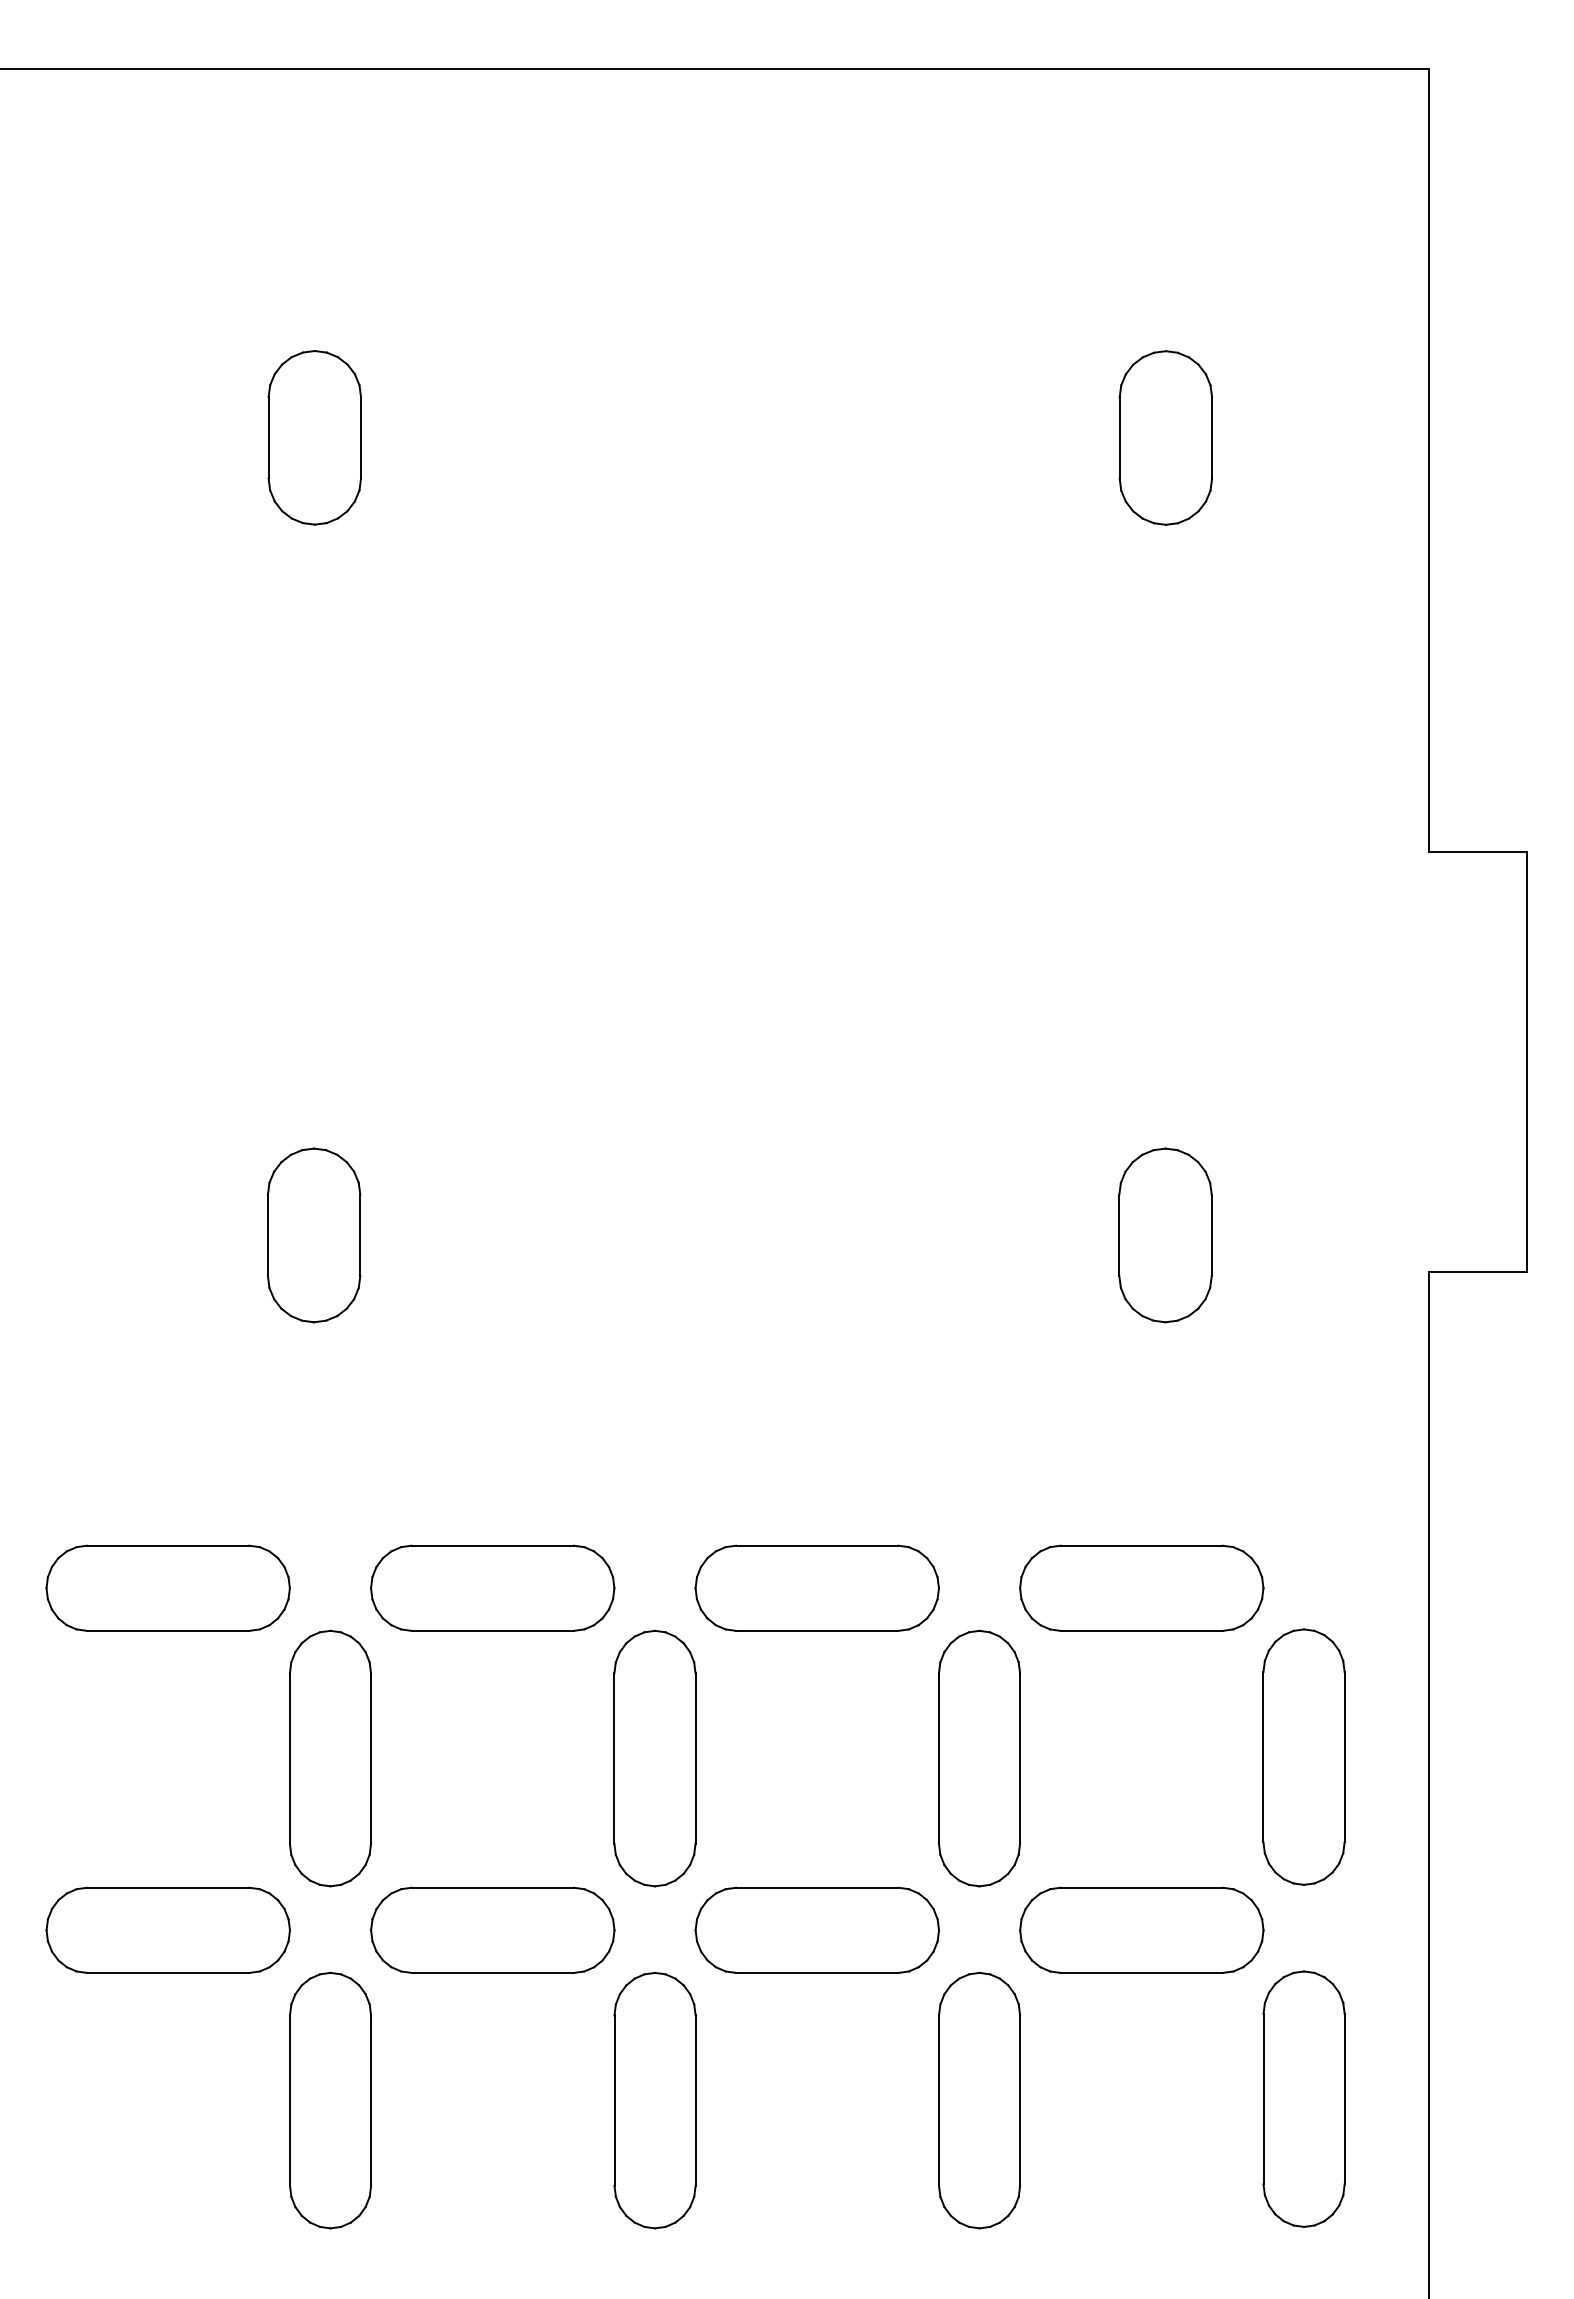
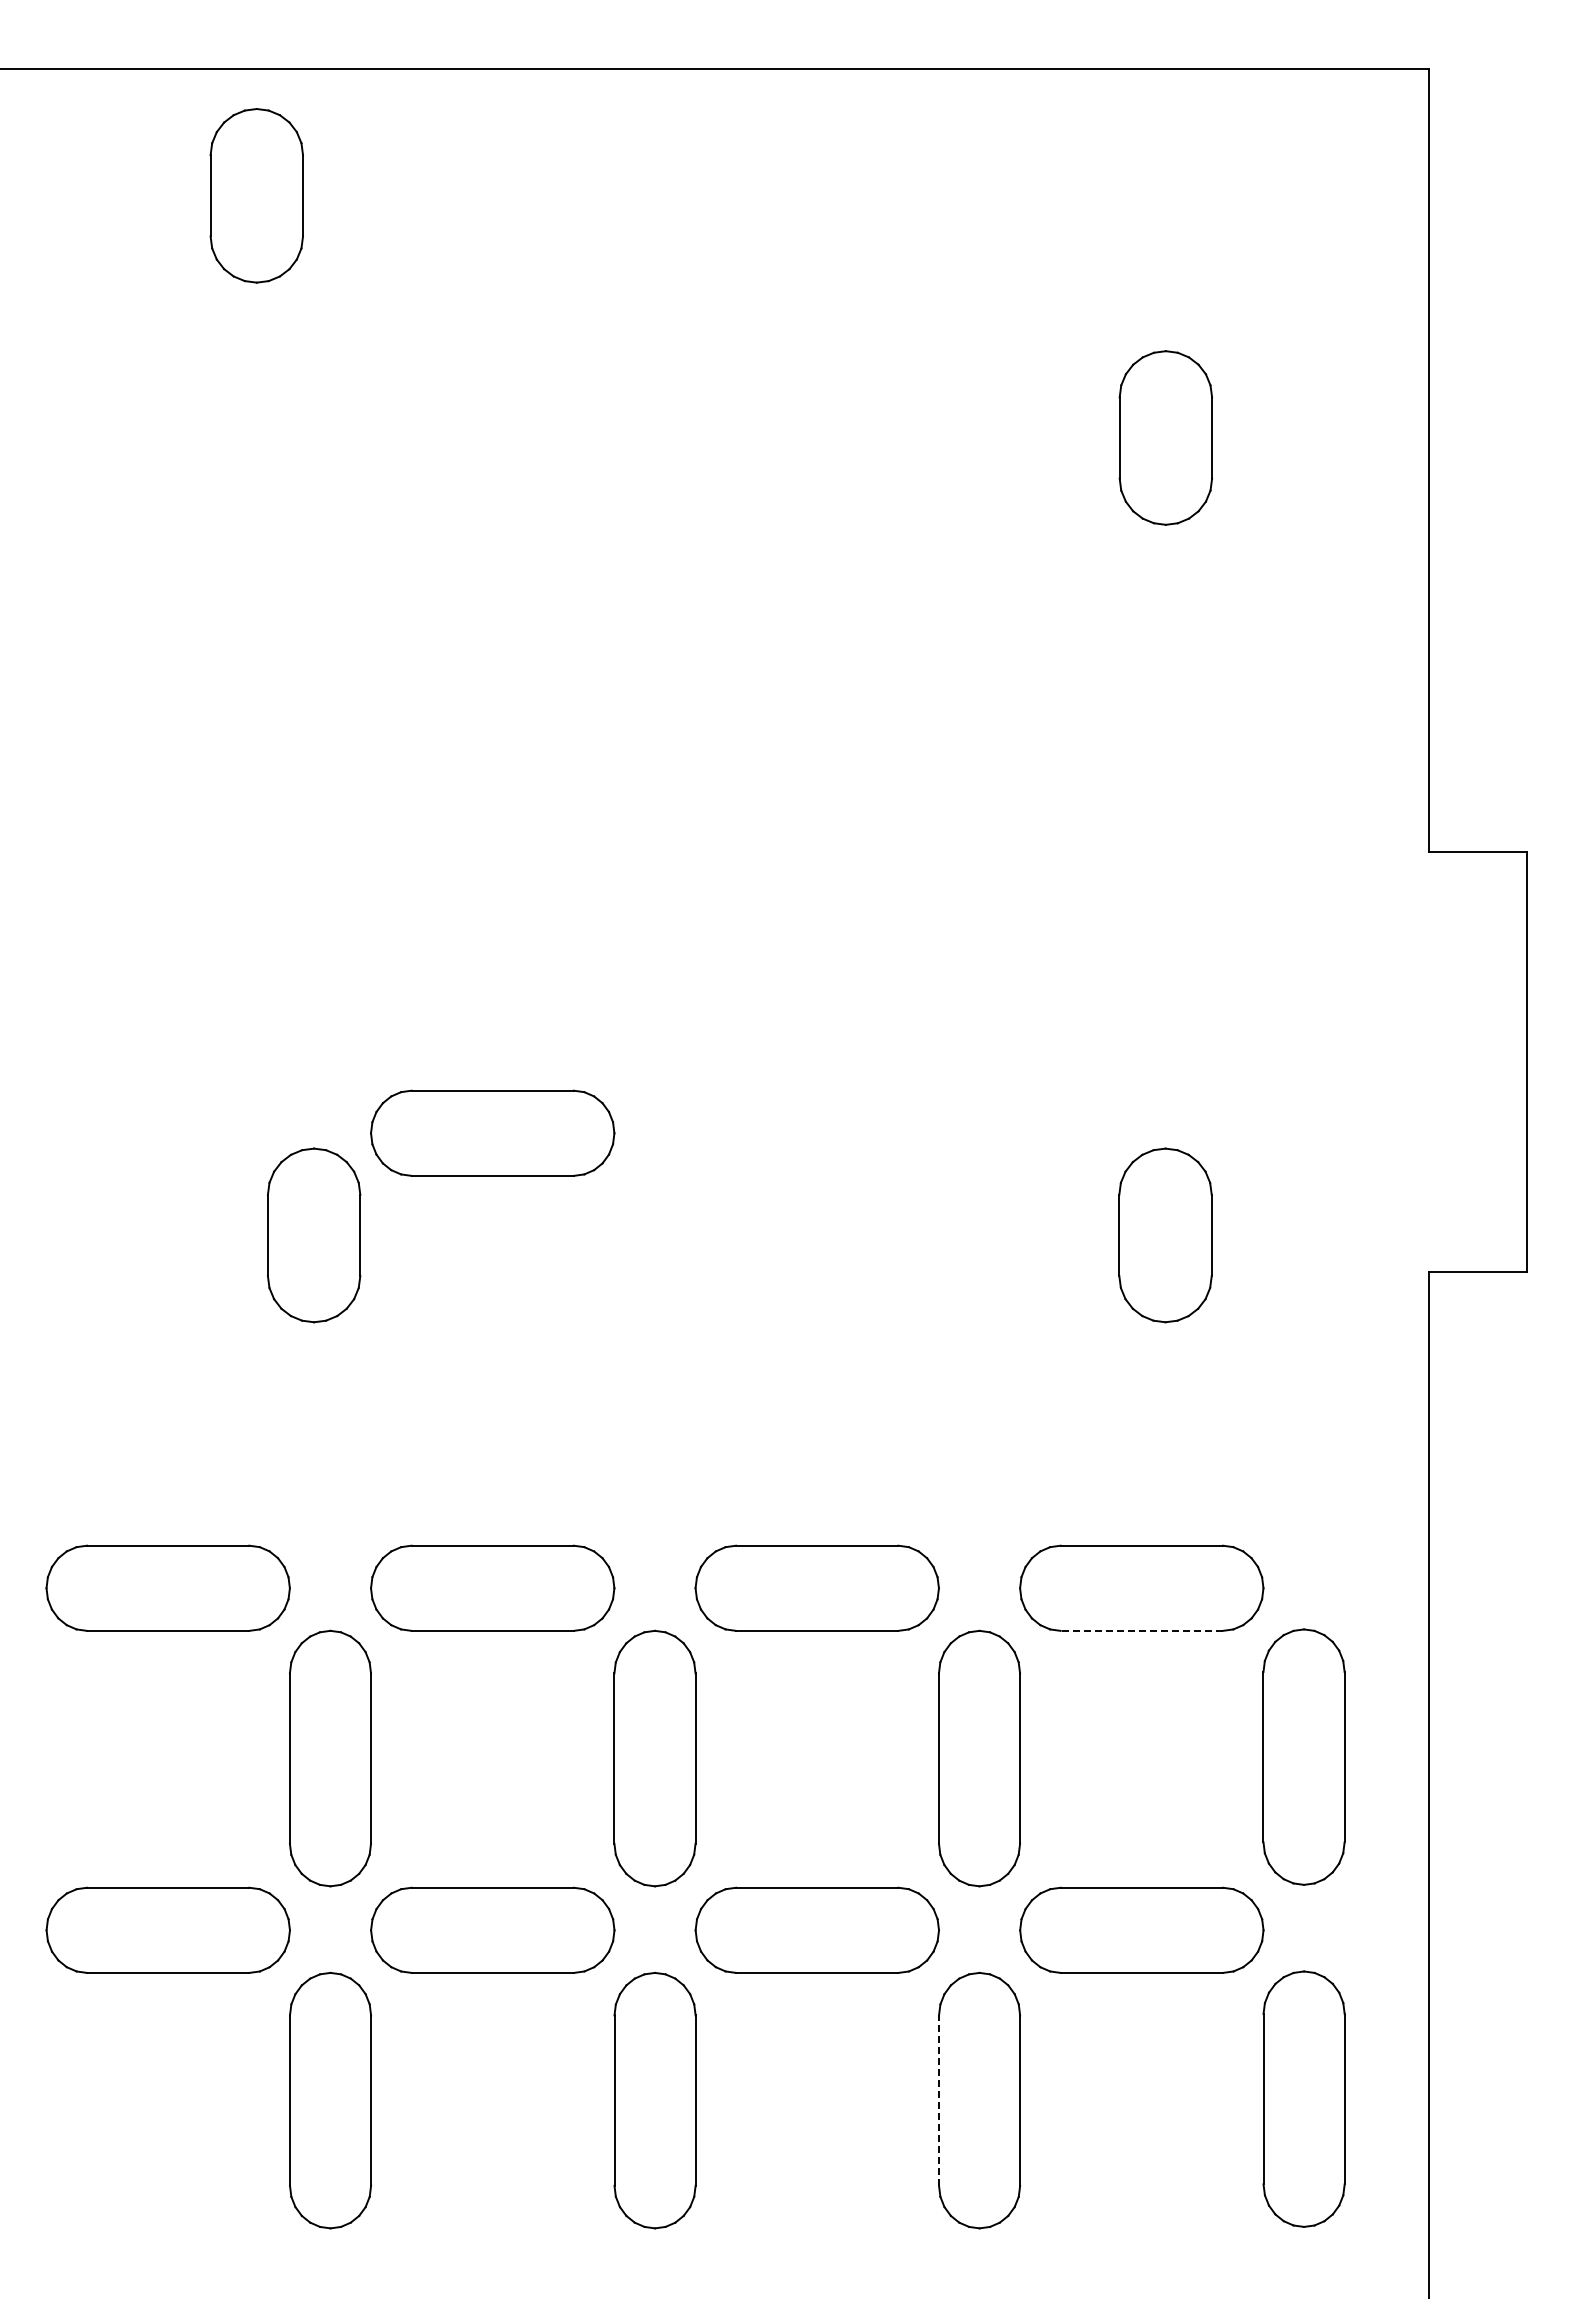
part position: (314, 437) -> (256, 195) (256, 195)
part: none -> present (492, 1132)
line: solid -> dashed (1141, 1630)
line: solid -> dashed (939, 2100)
